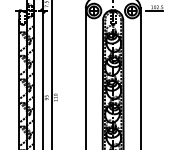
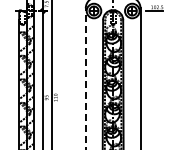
line: solid -> dashed (85, 78)
